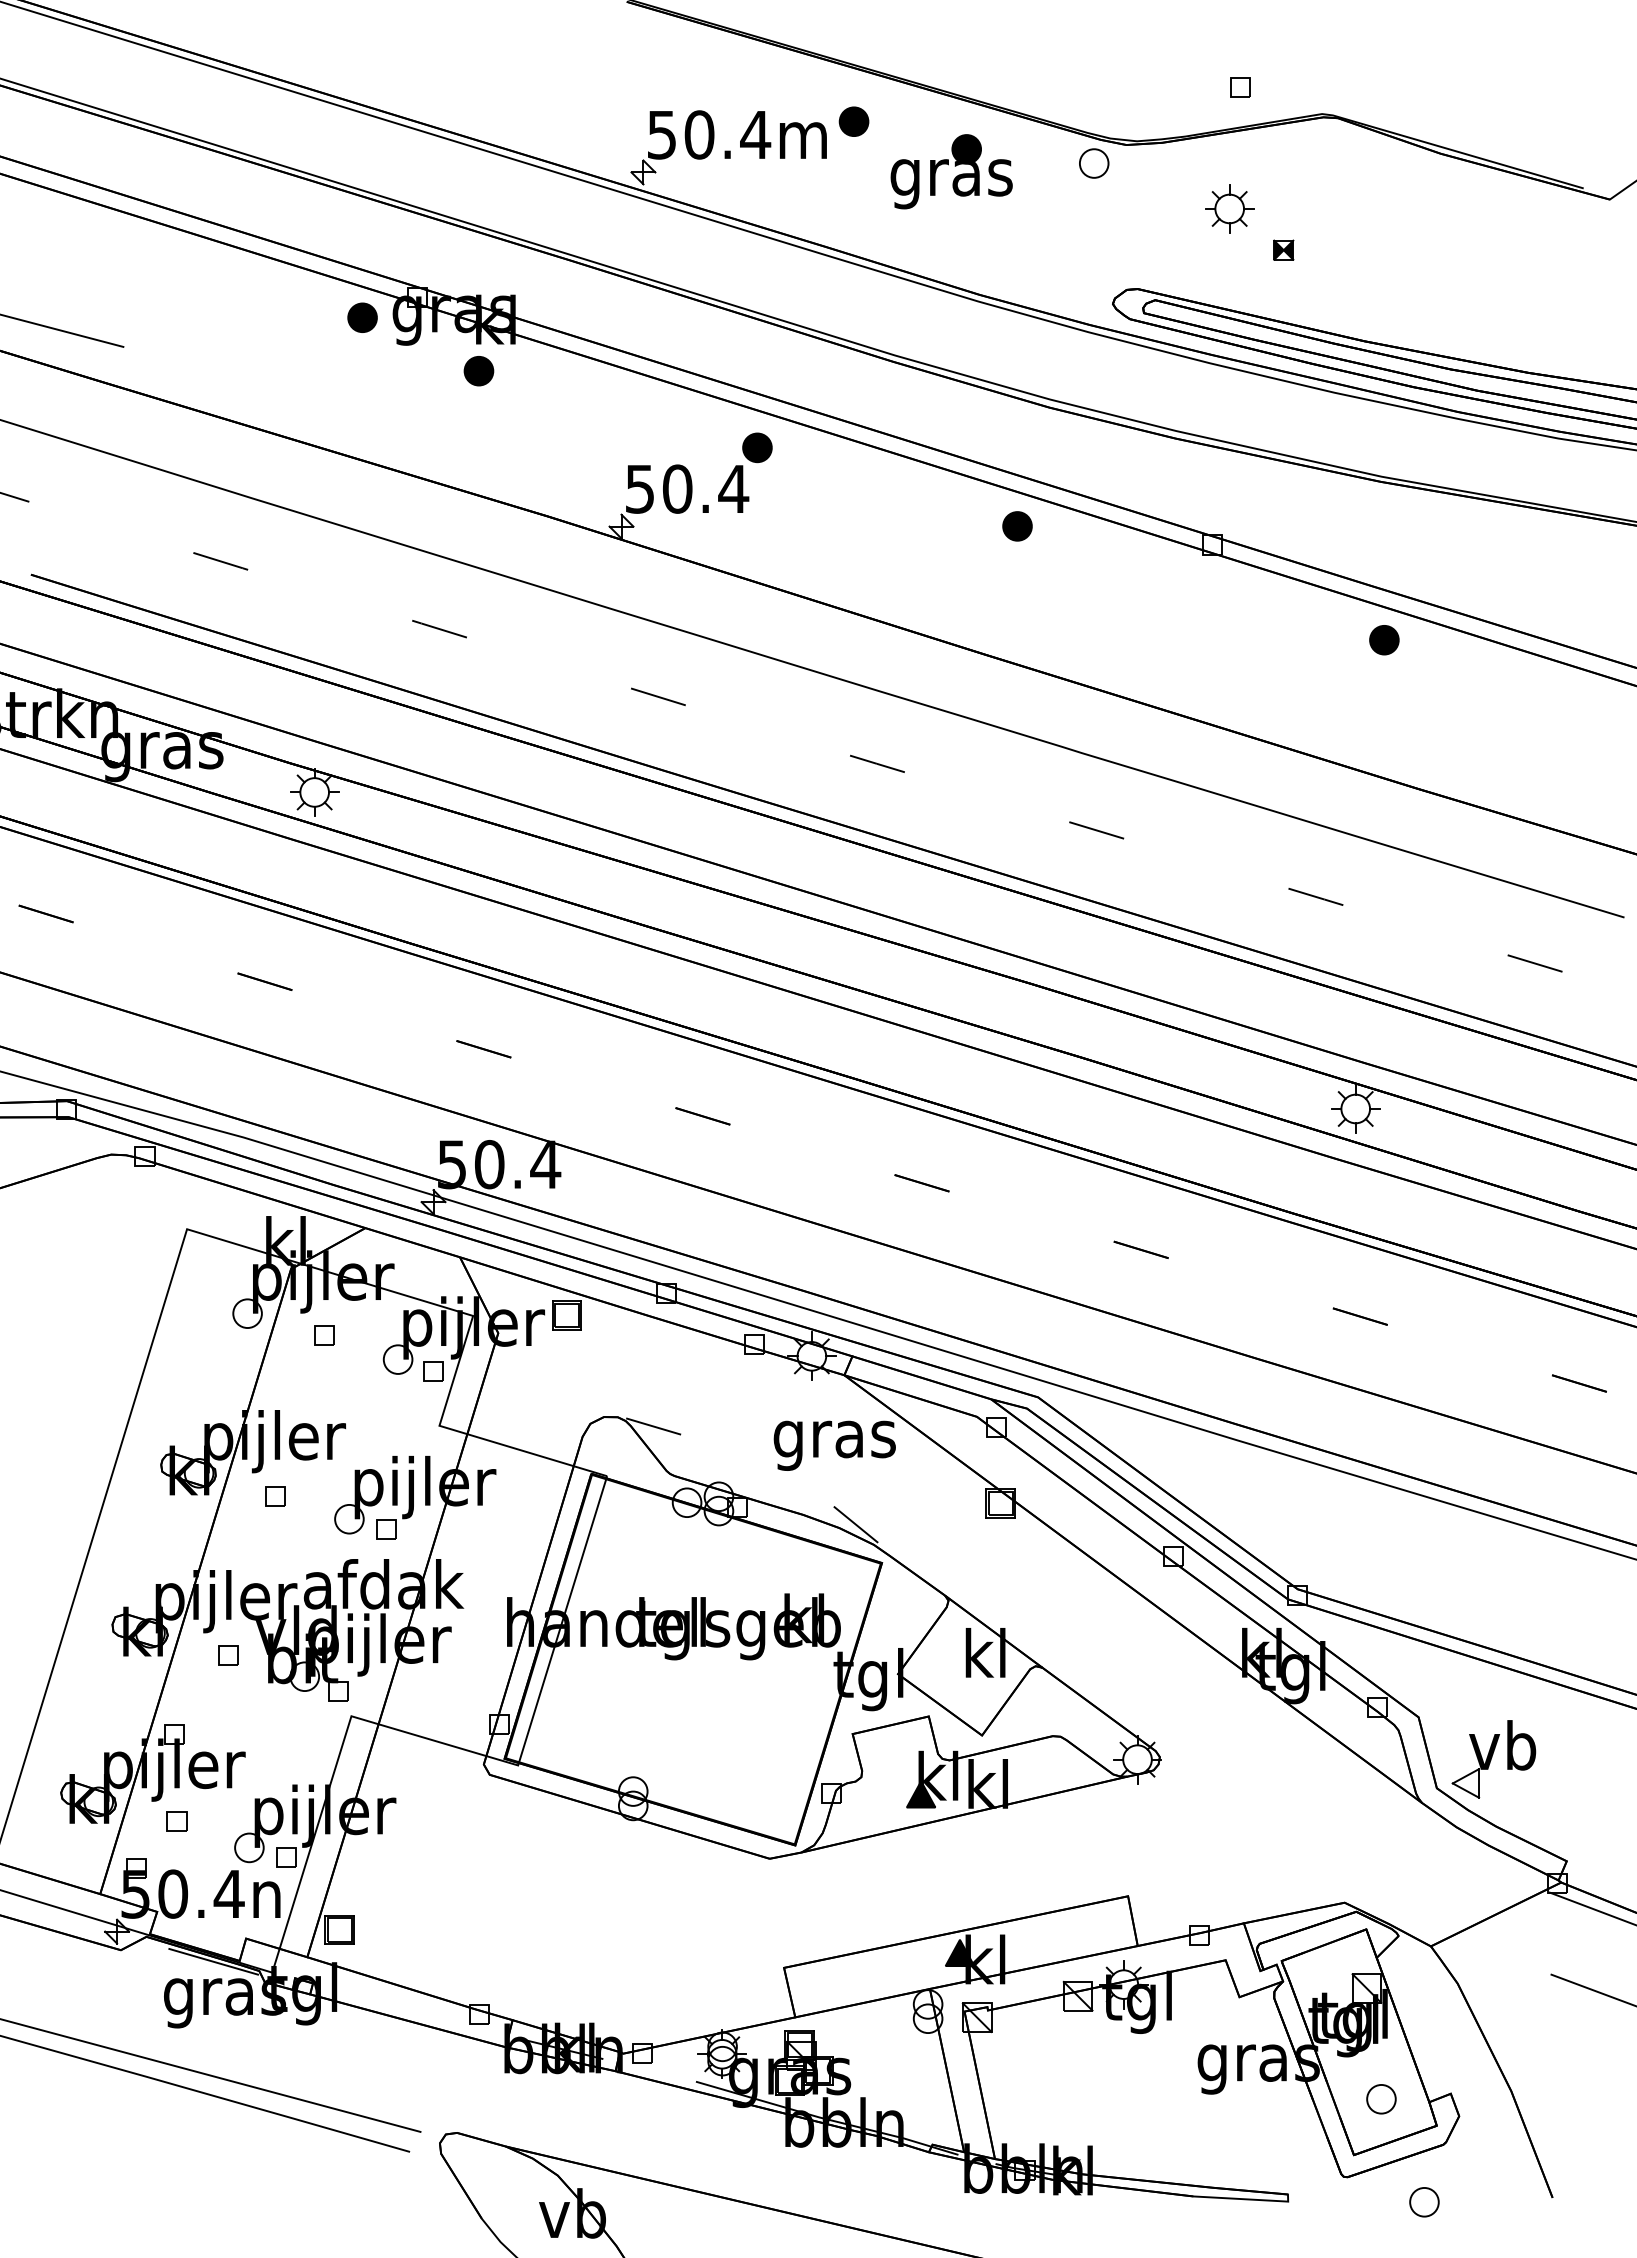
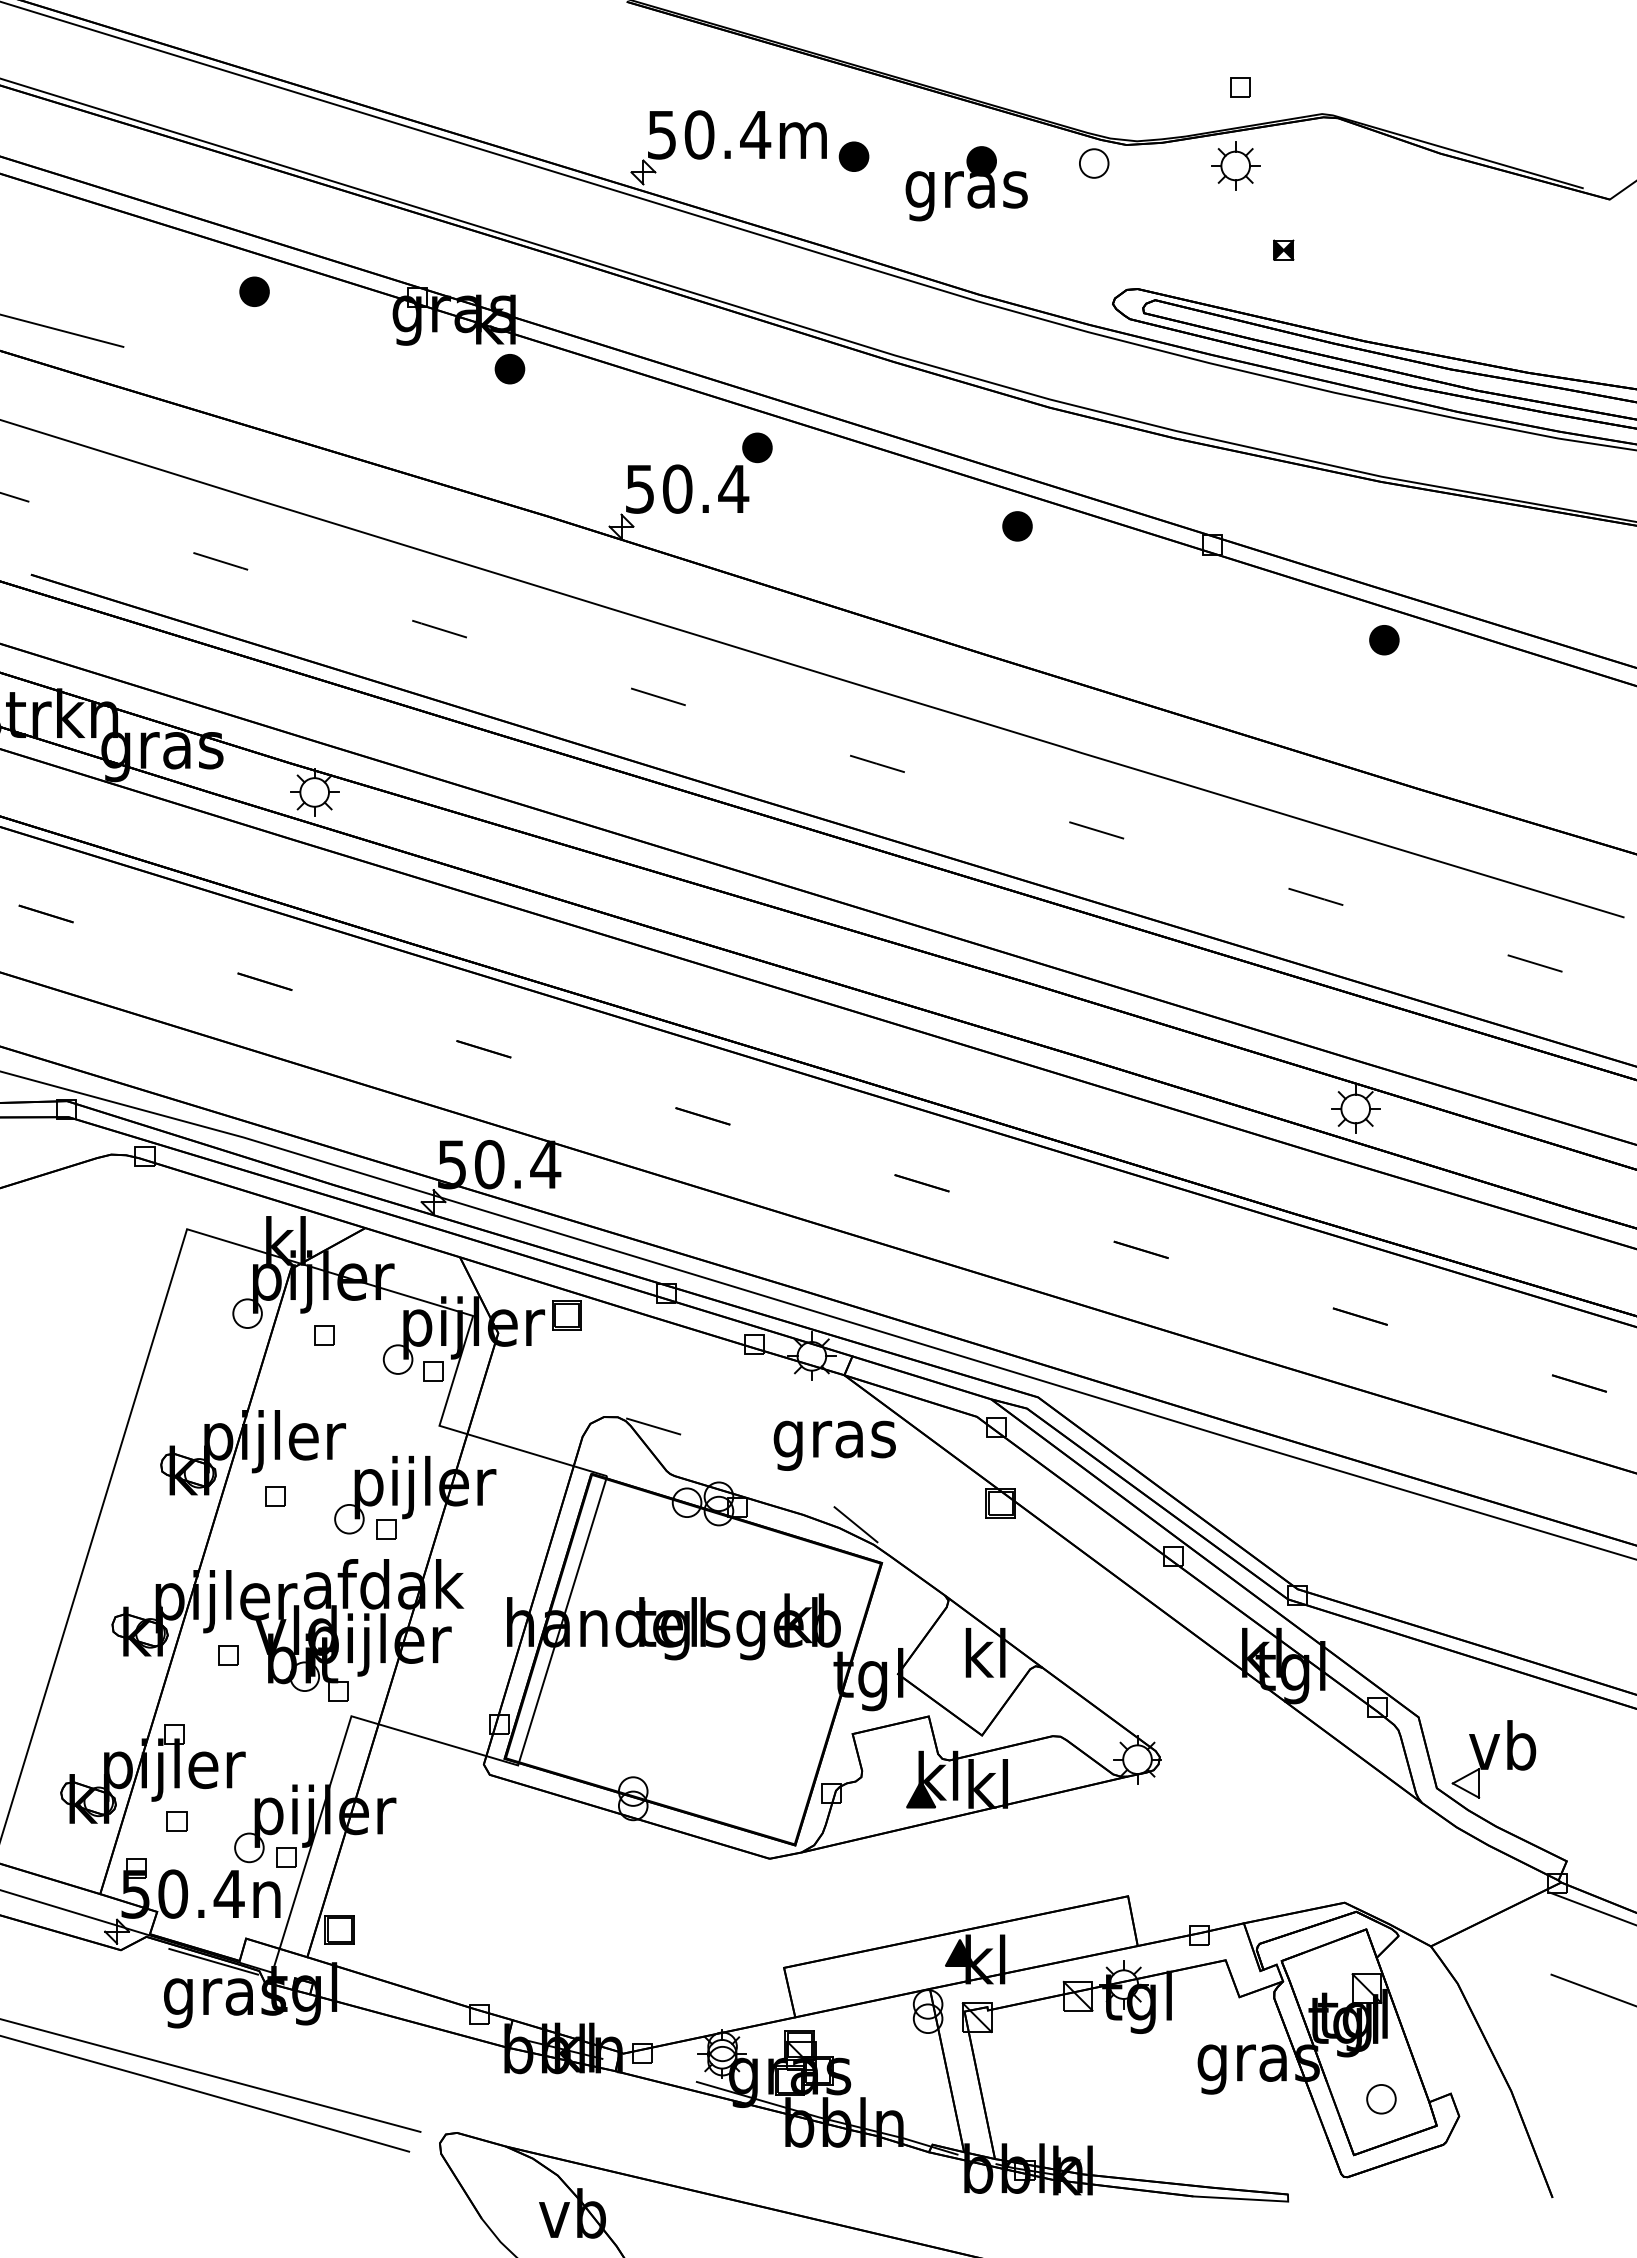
part position: (853, 121) -> (853, 156) (853, 156)
part position: (951, 171) -> (966, 183) (966, 183)
part position: (1229, 208) -> (1235, 165) (1235, 165)
part position: (362, 317) -> (254, 291) (254, 291)
part position: (478, 371) -> (509, 369) (509, 369)
part: present -> none (1424, 2202)
